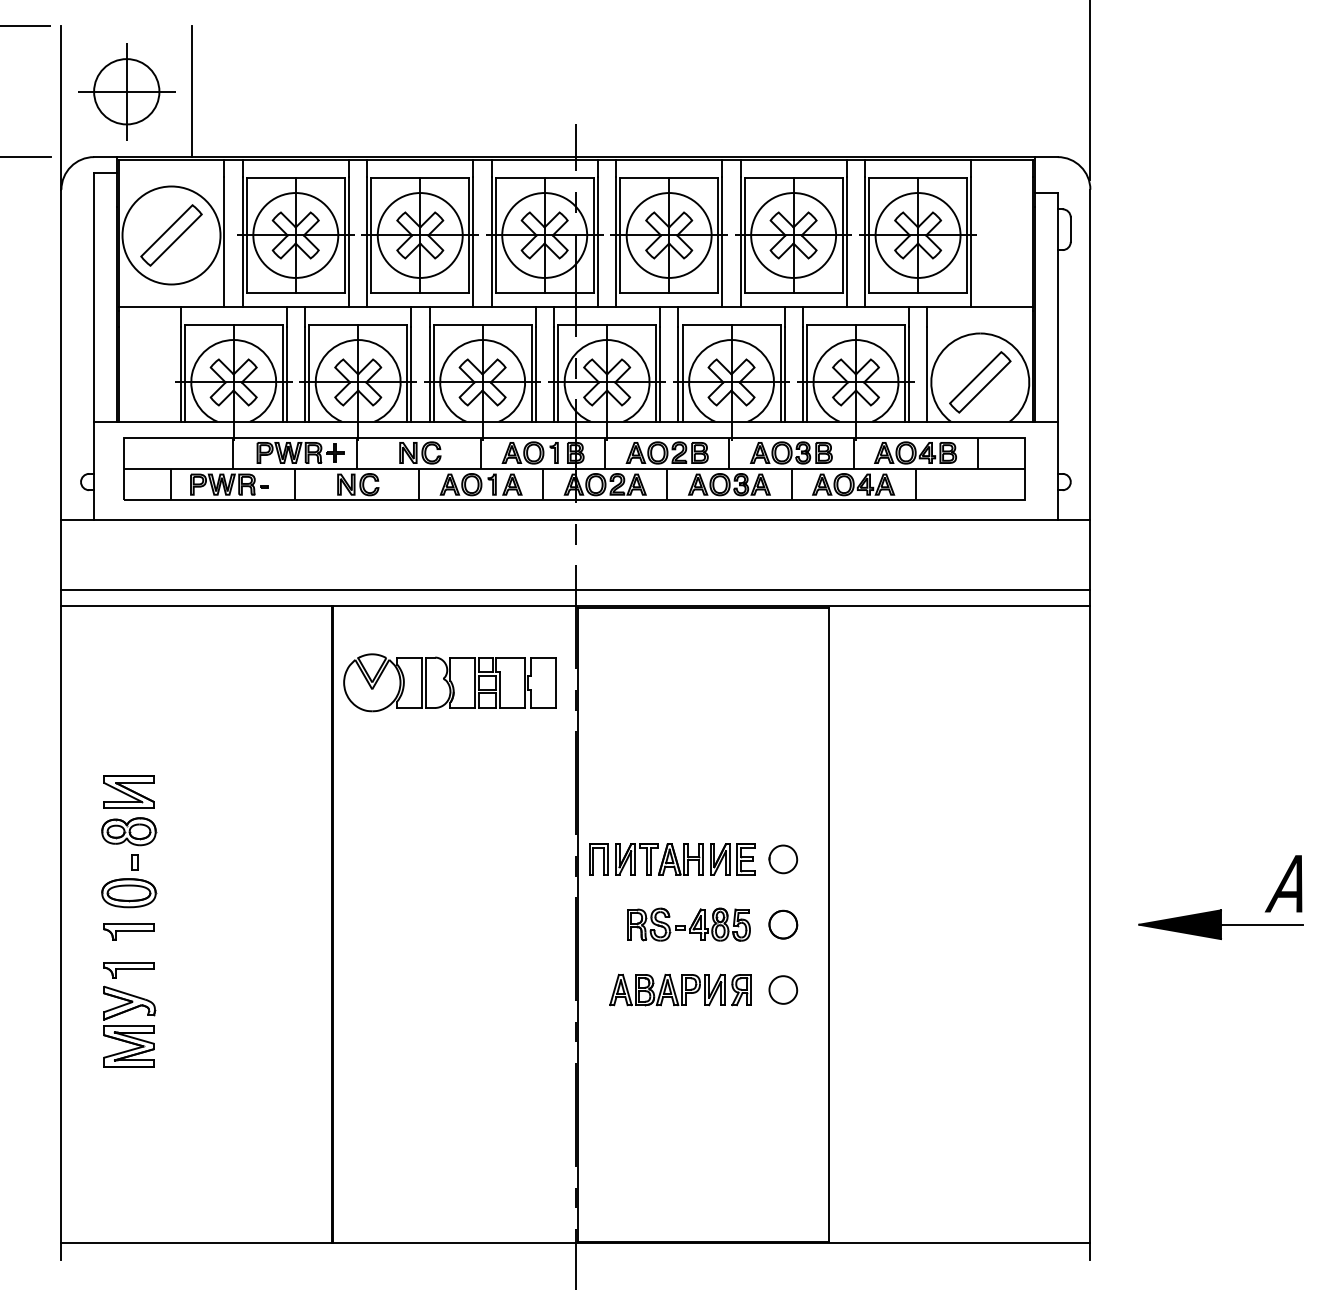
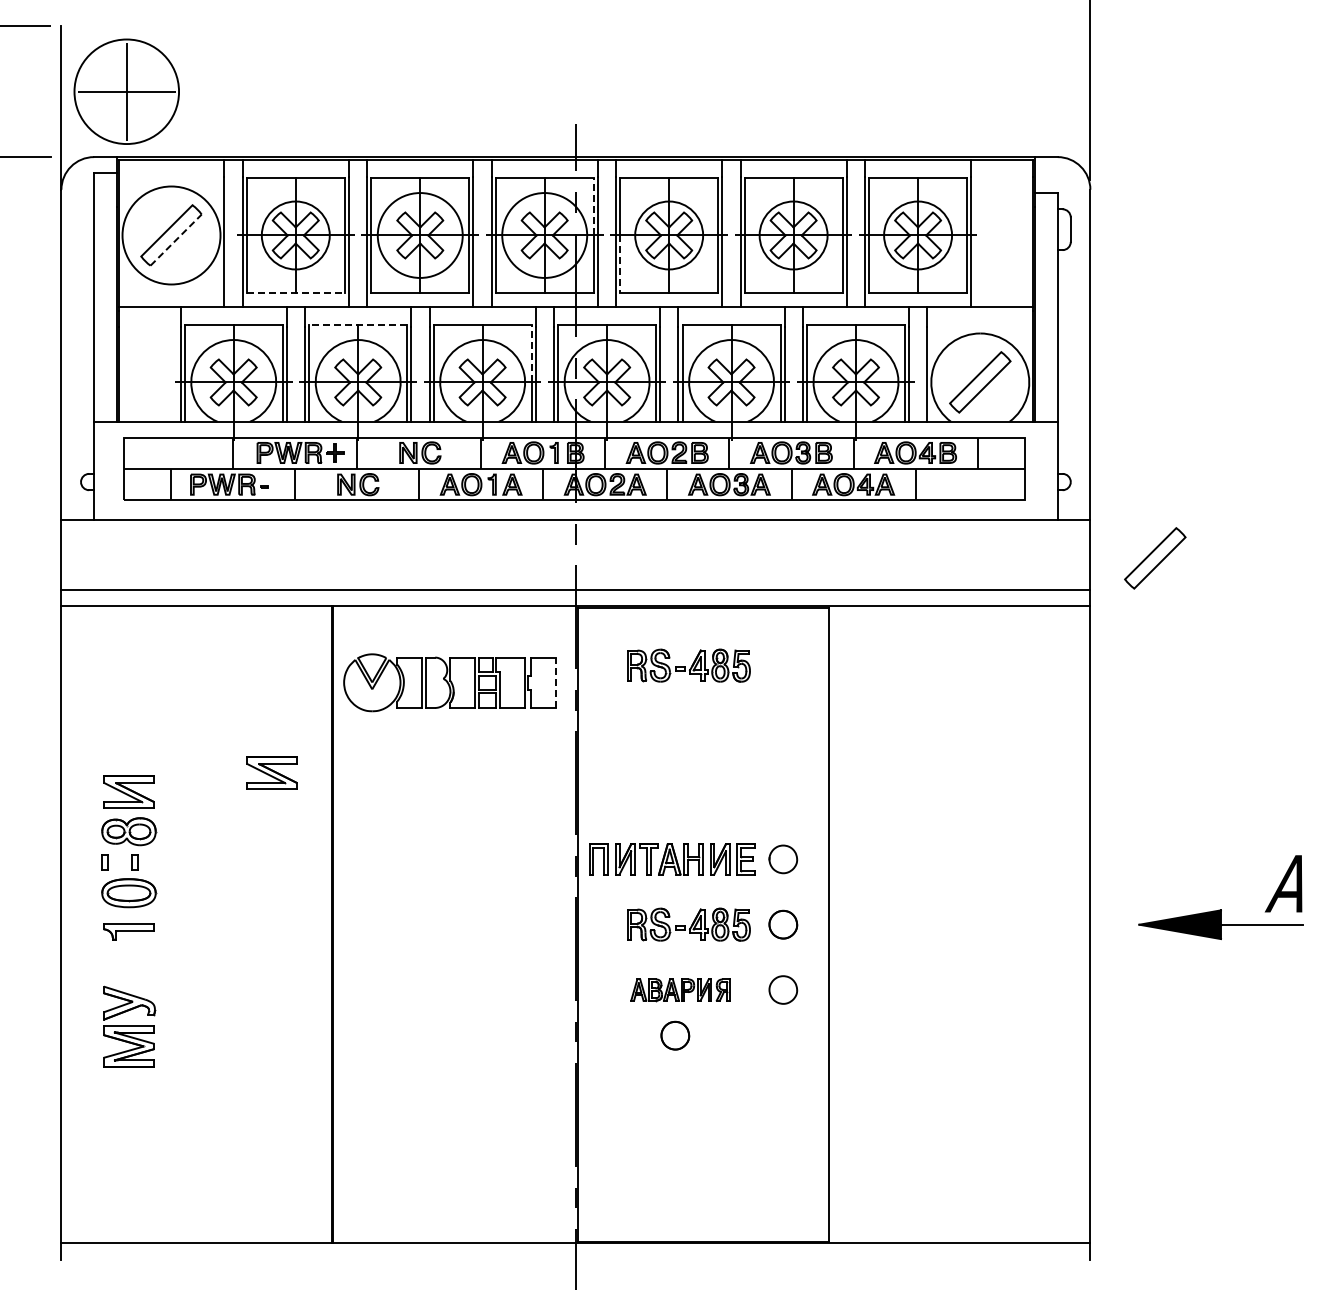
circle diameter: 65 px -> 105 px (126, 91)
line: present -> none (192, 91)
line: solid -> dashed (593, 206)
circle diameter: 85 px -> 68 px (295, 235)
circle diameter: 85 px -> 68 px (669, 235)
circle diameter: 85 px -> 68 px (793, 235)
circle diameter: 85 px -> 68 px (918, 235)
line: solid -> dashed (176, 239)
line: solid -> dashed (620, 264)
line: solid -> dashed (295, 292)
line: solid -> dashed (358, 325)
line: solid -> dashed (531, 353)
part: none -> present (1155, 558)
part: none -> present (688, 665)
line: solid -> dashed (556, 682)
part: none -> present (271, 772)
part: none -> present (104, 862)
part: present -> none (128, 970)
part size: 143x34 px -> 101x25 px (680, 990)
part: none -> present (675, 1035)
